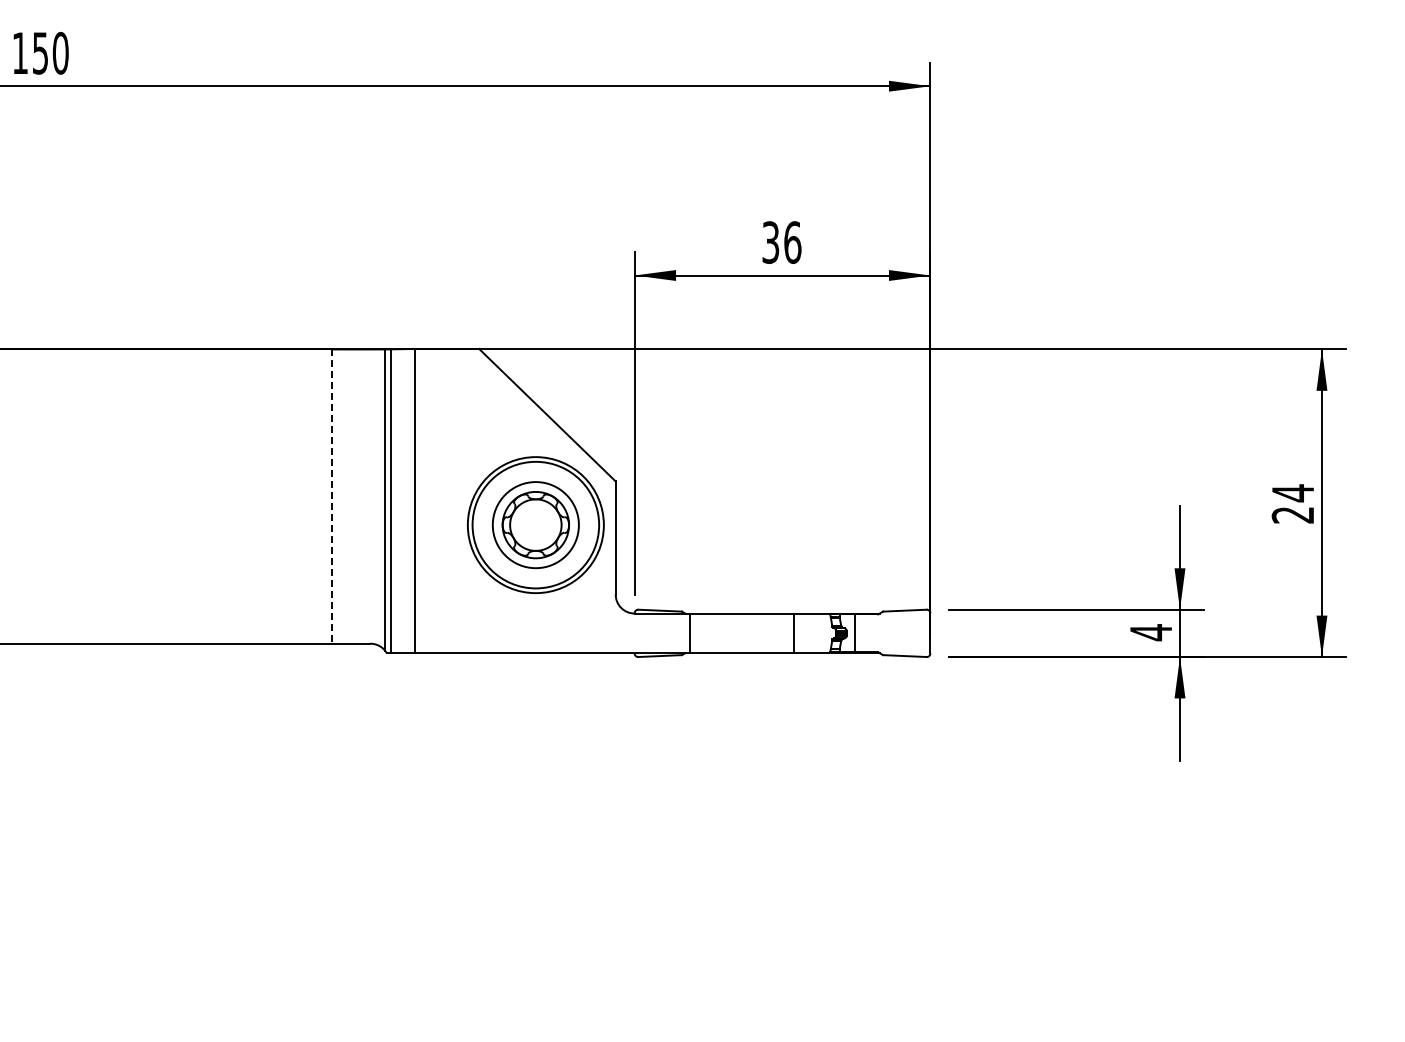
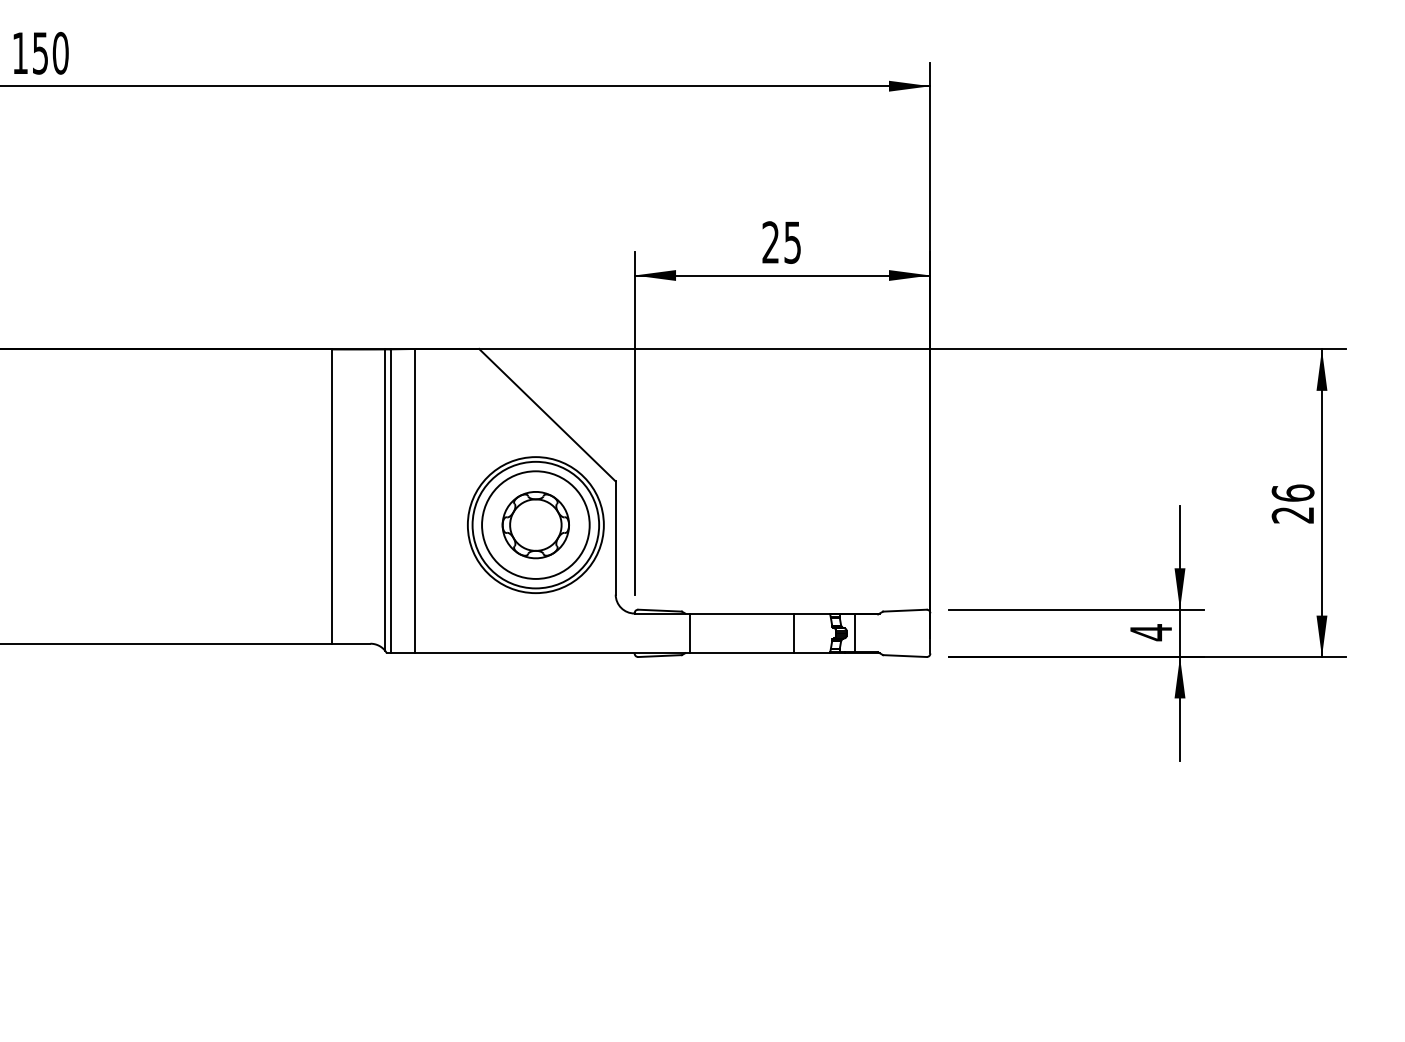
text: 36 -> 25 (781, 242)
text: 24 -> 26 (1292, 493)
line: dashed -> solid (332, 497)
circle diameter: 86 px -> 108 px (535, 524)
